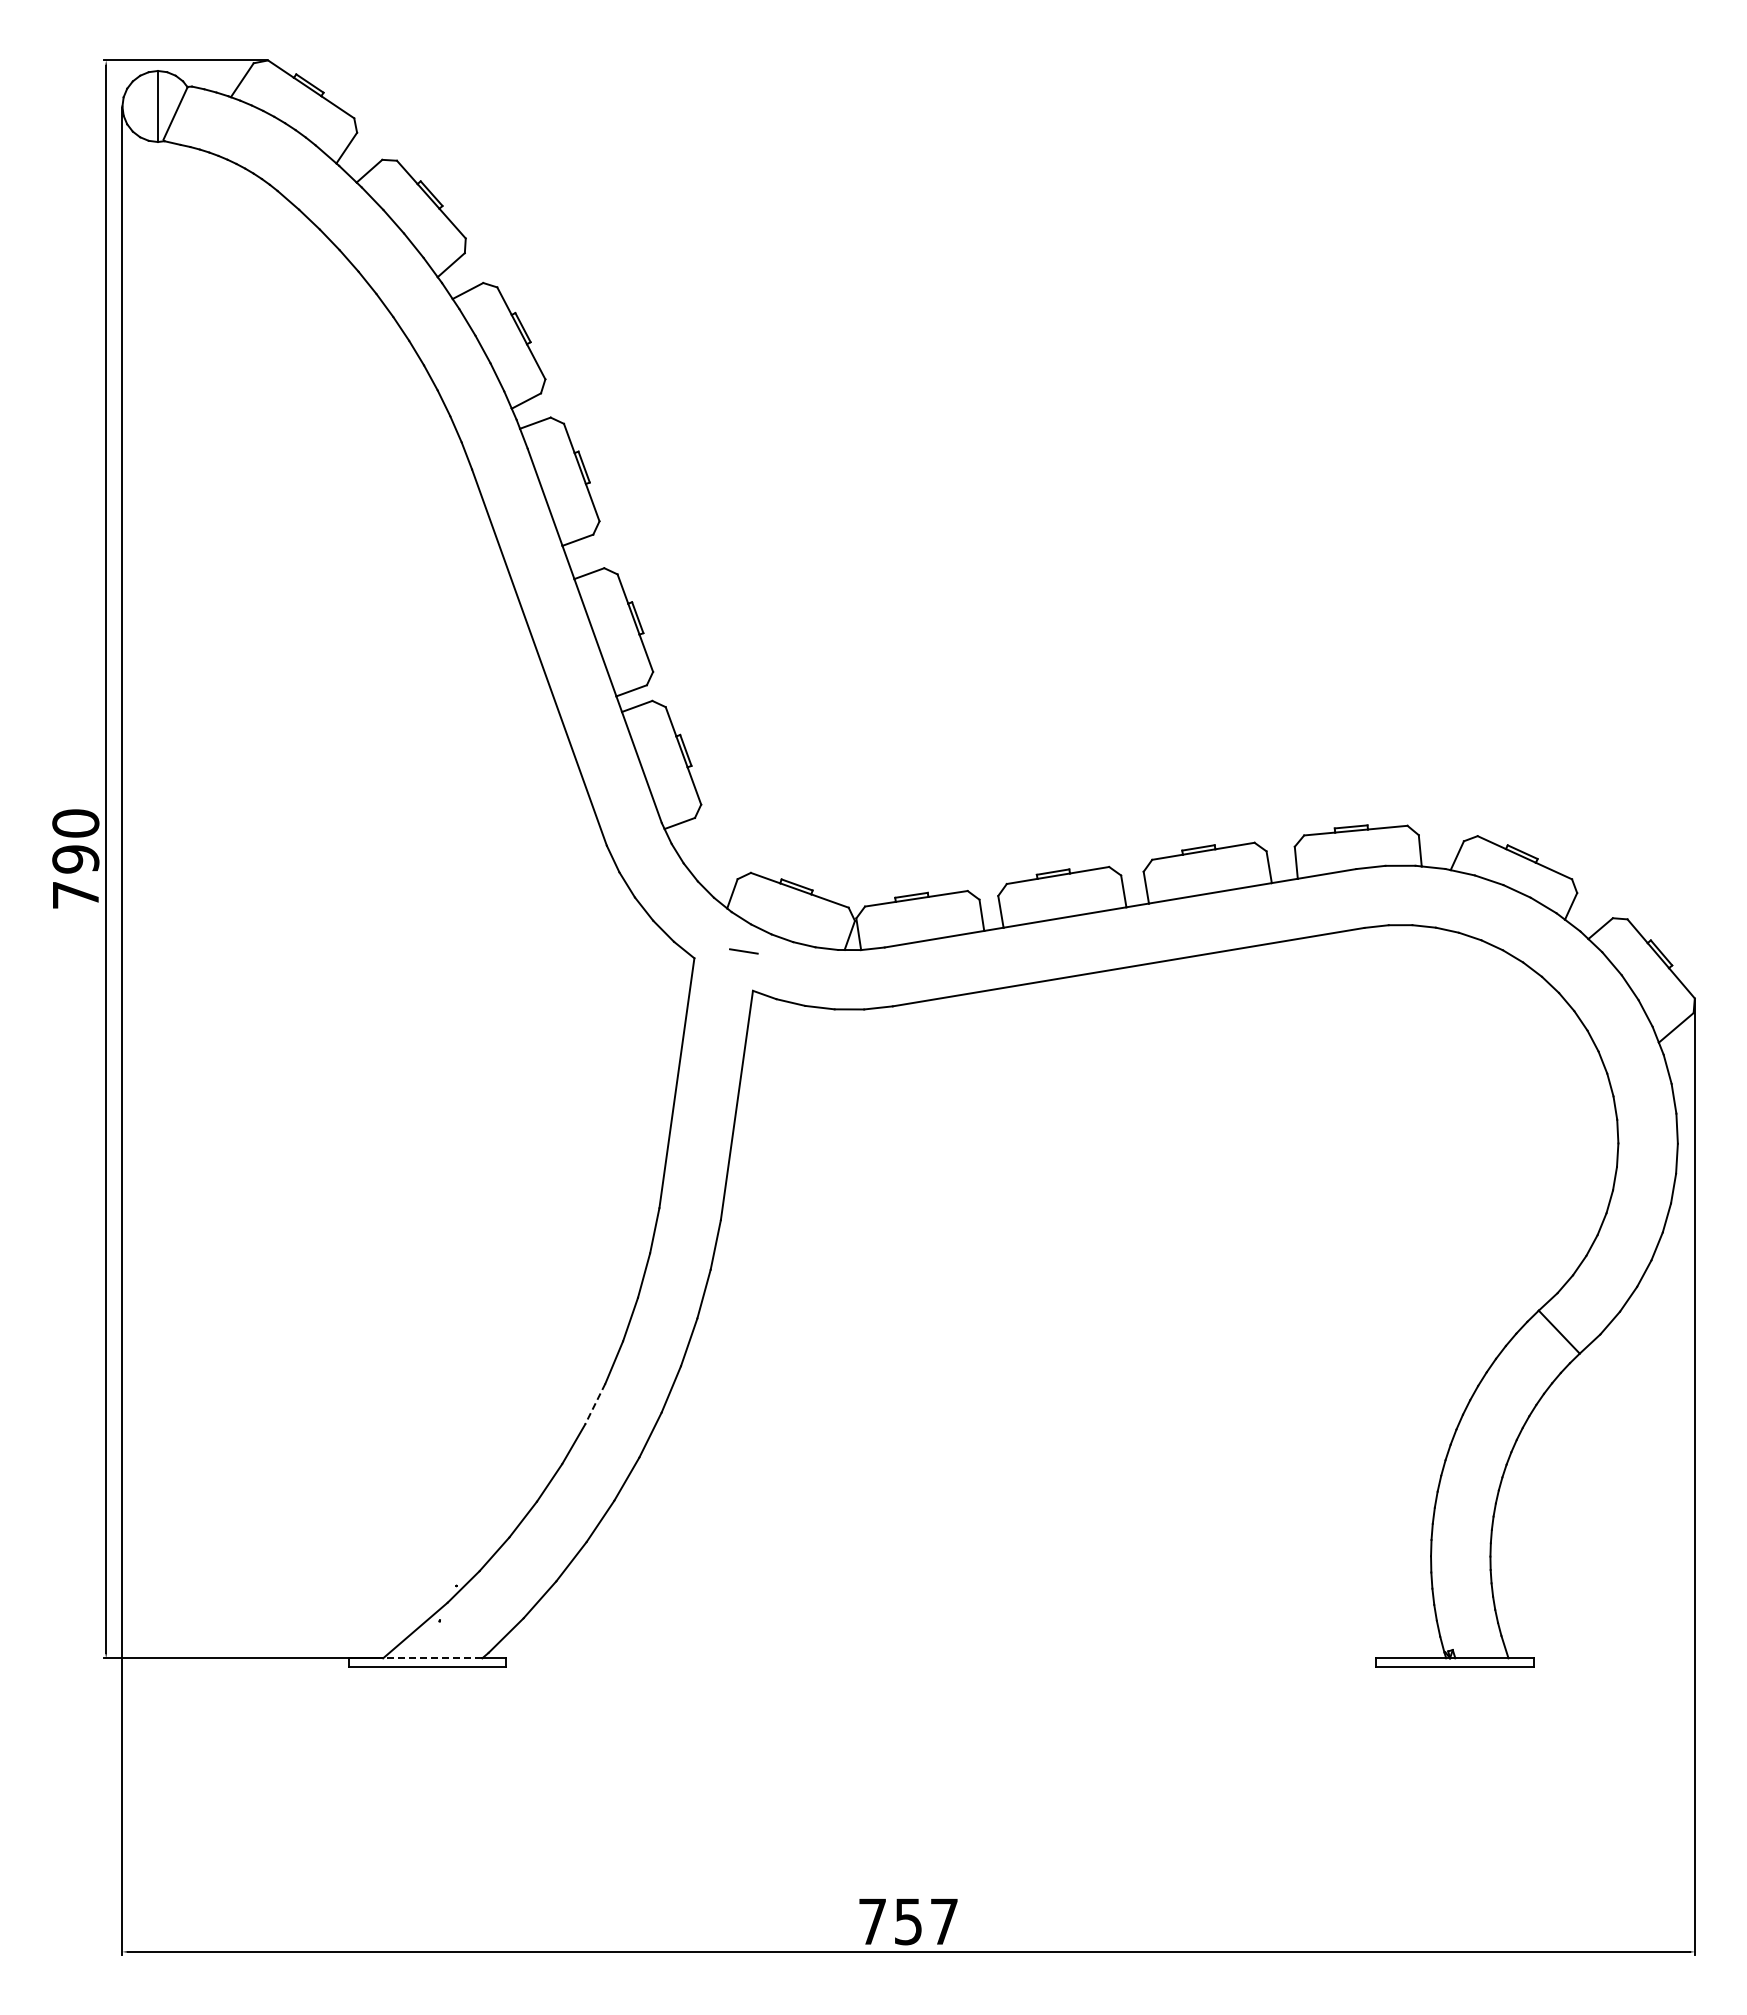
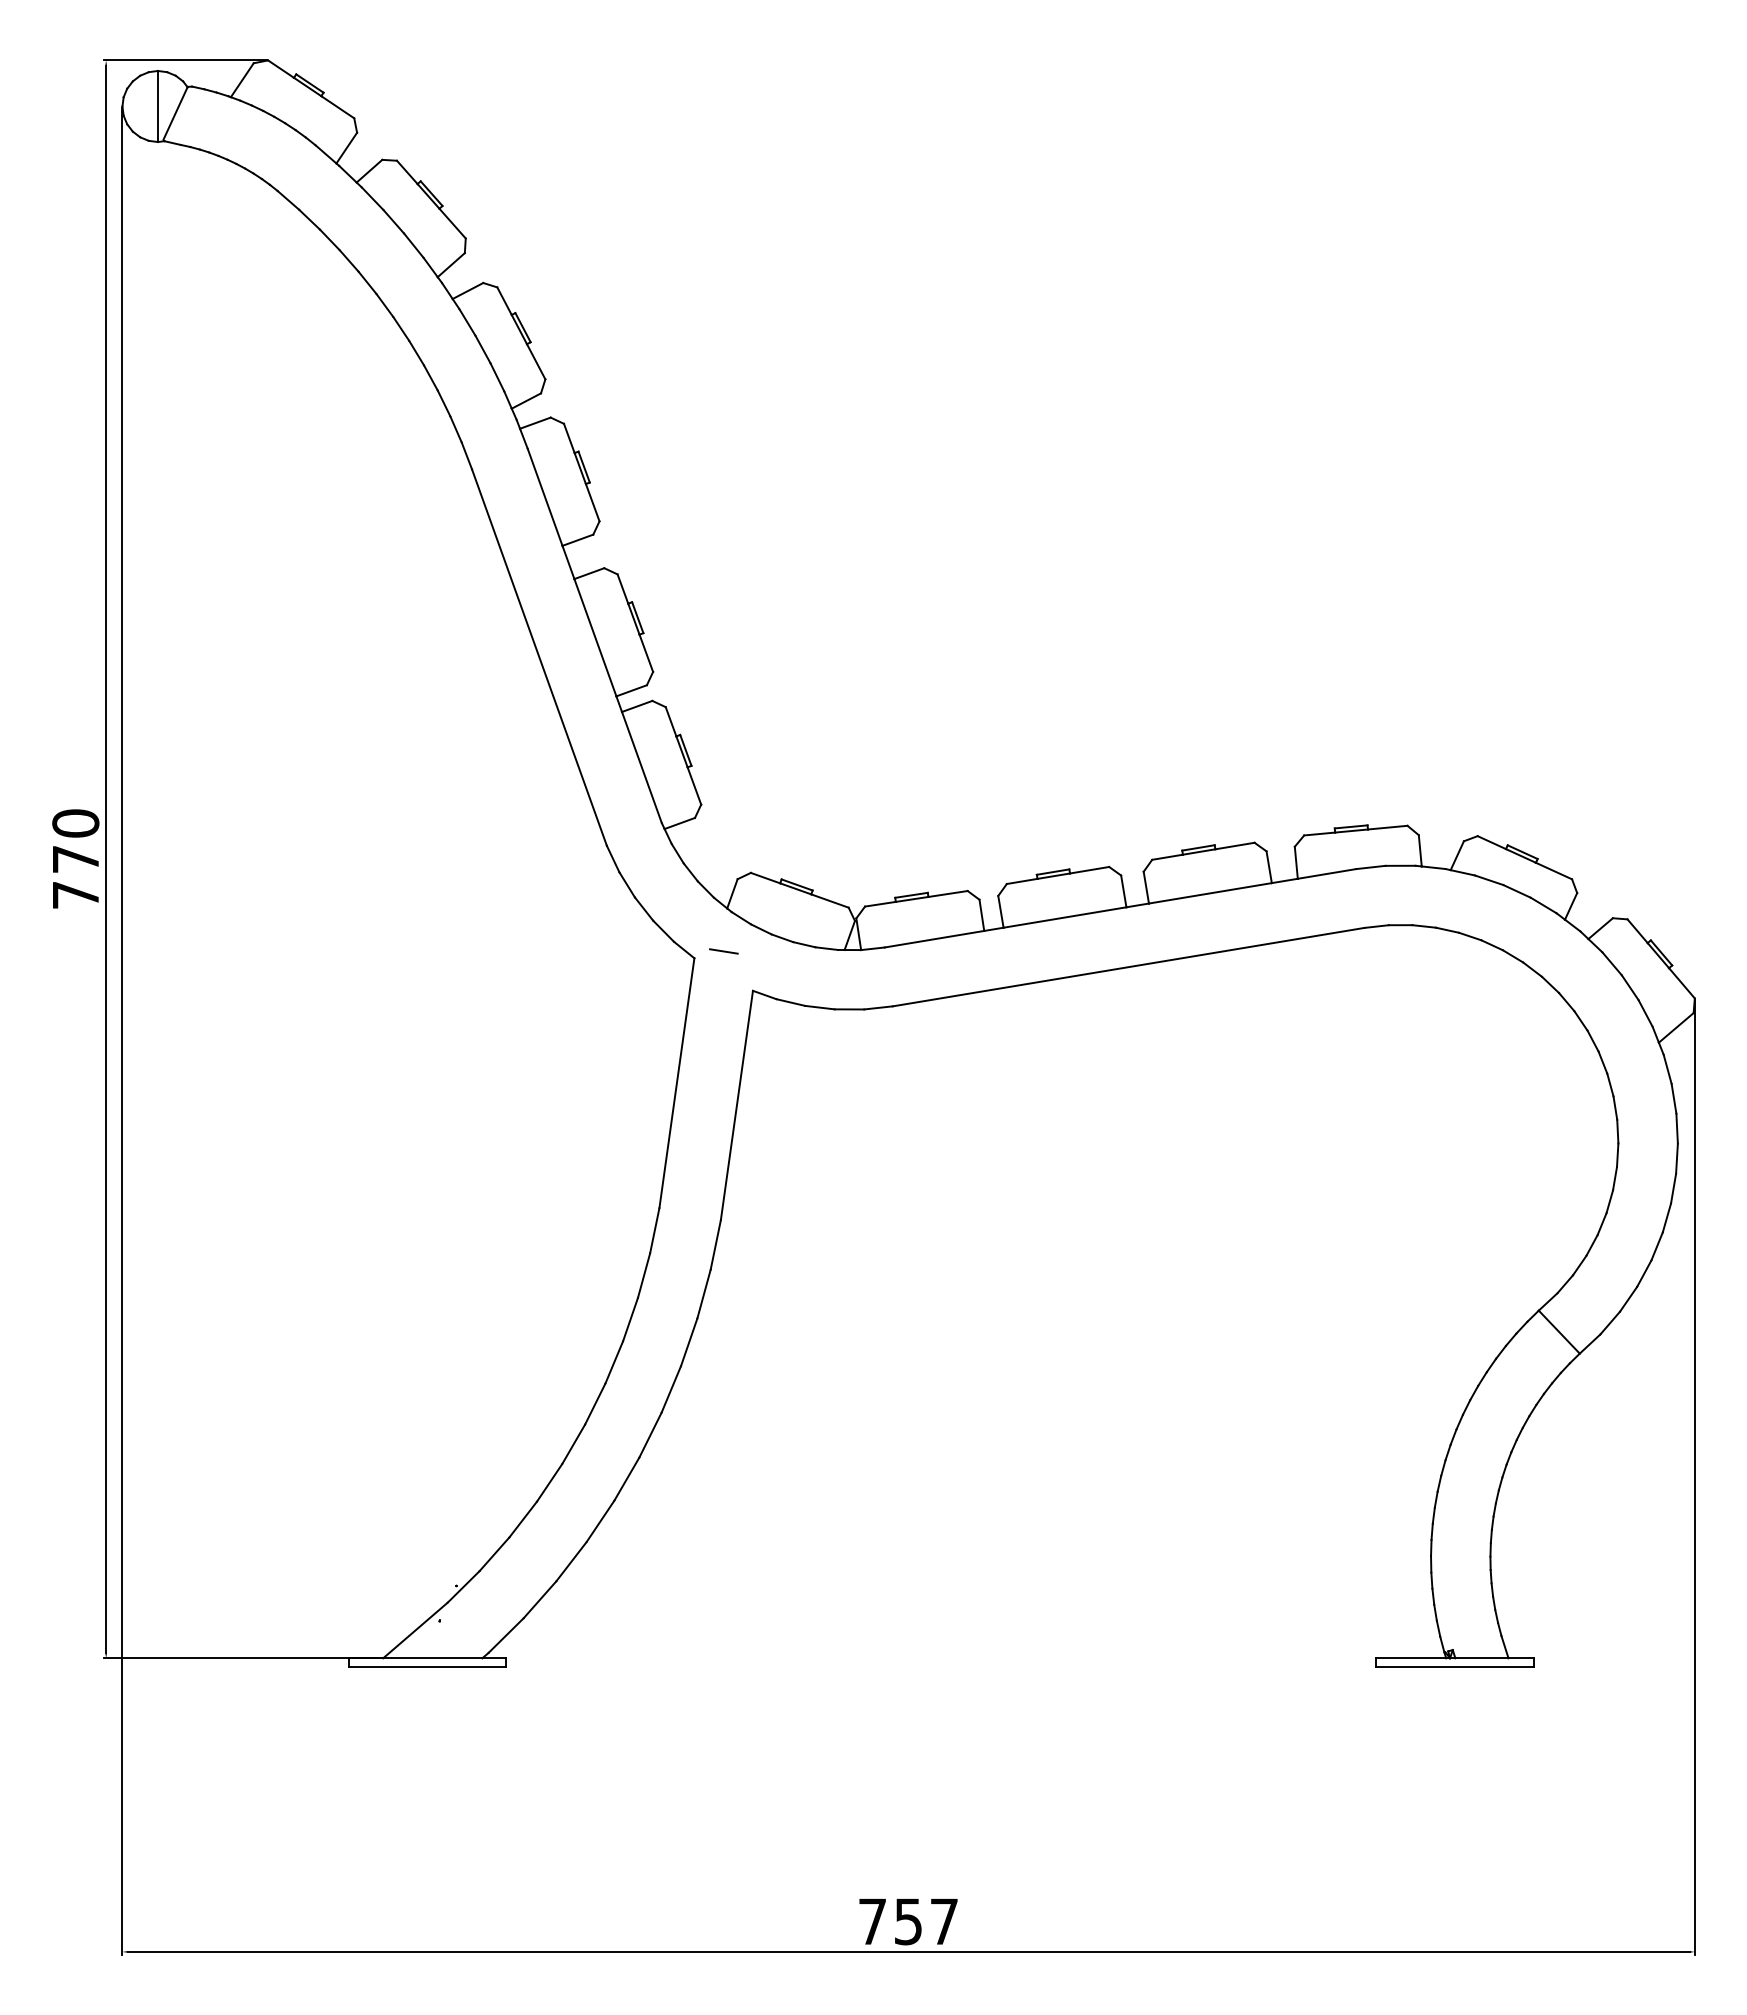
text: 790 -> 770 (75, 859)
line position: (743, 951) -> (723, 951) (723, 951)
line: dashed -> solid (595, 1404)
line: dashed -> solid (432, 1658)
